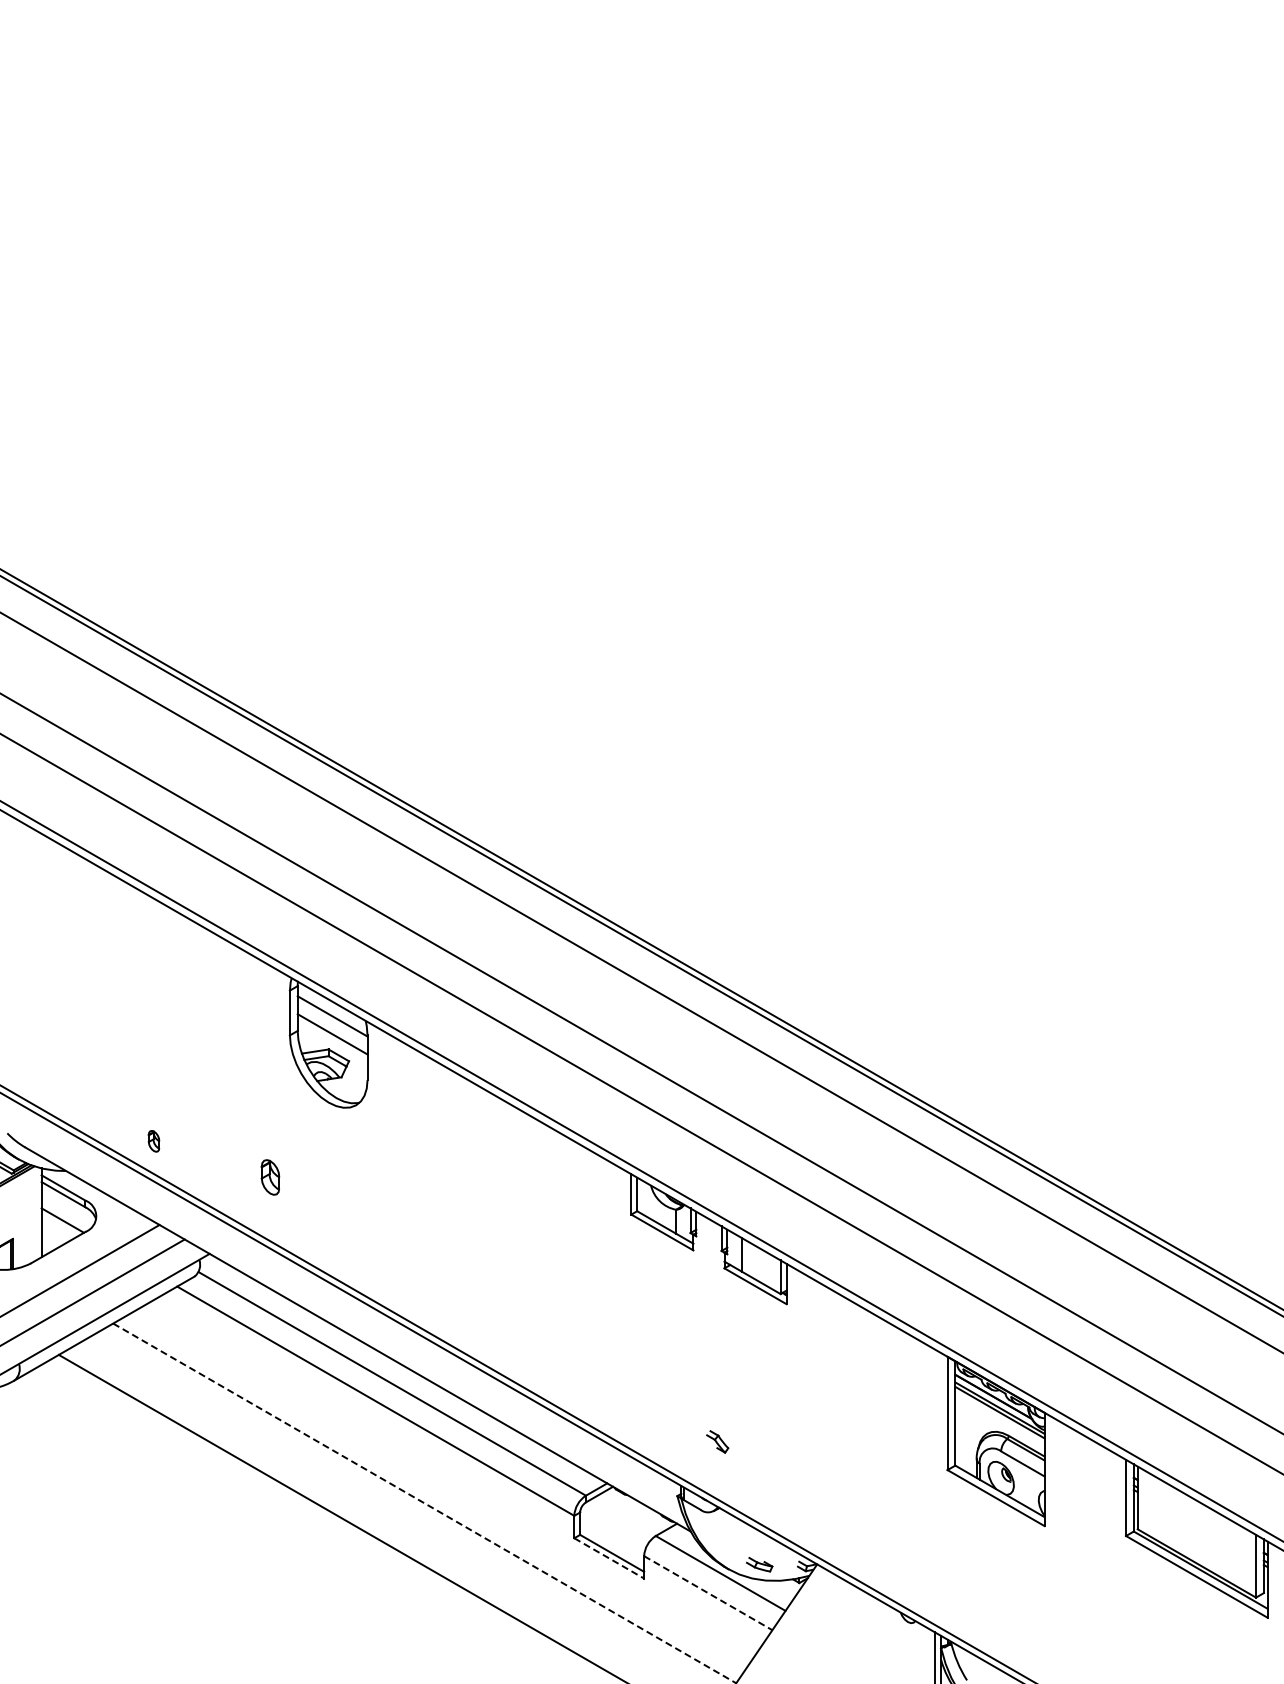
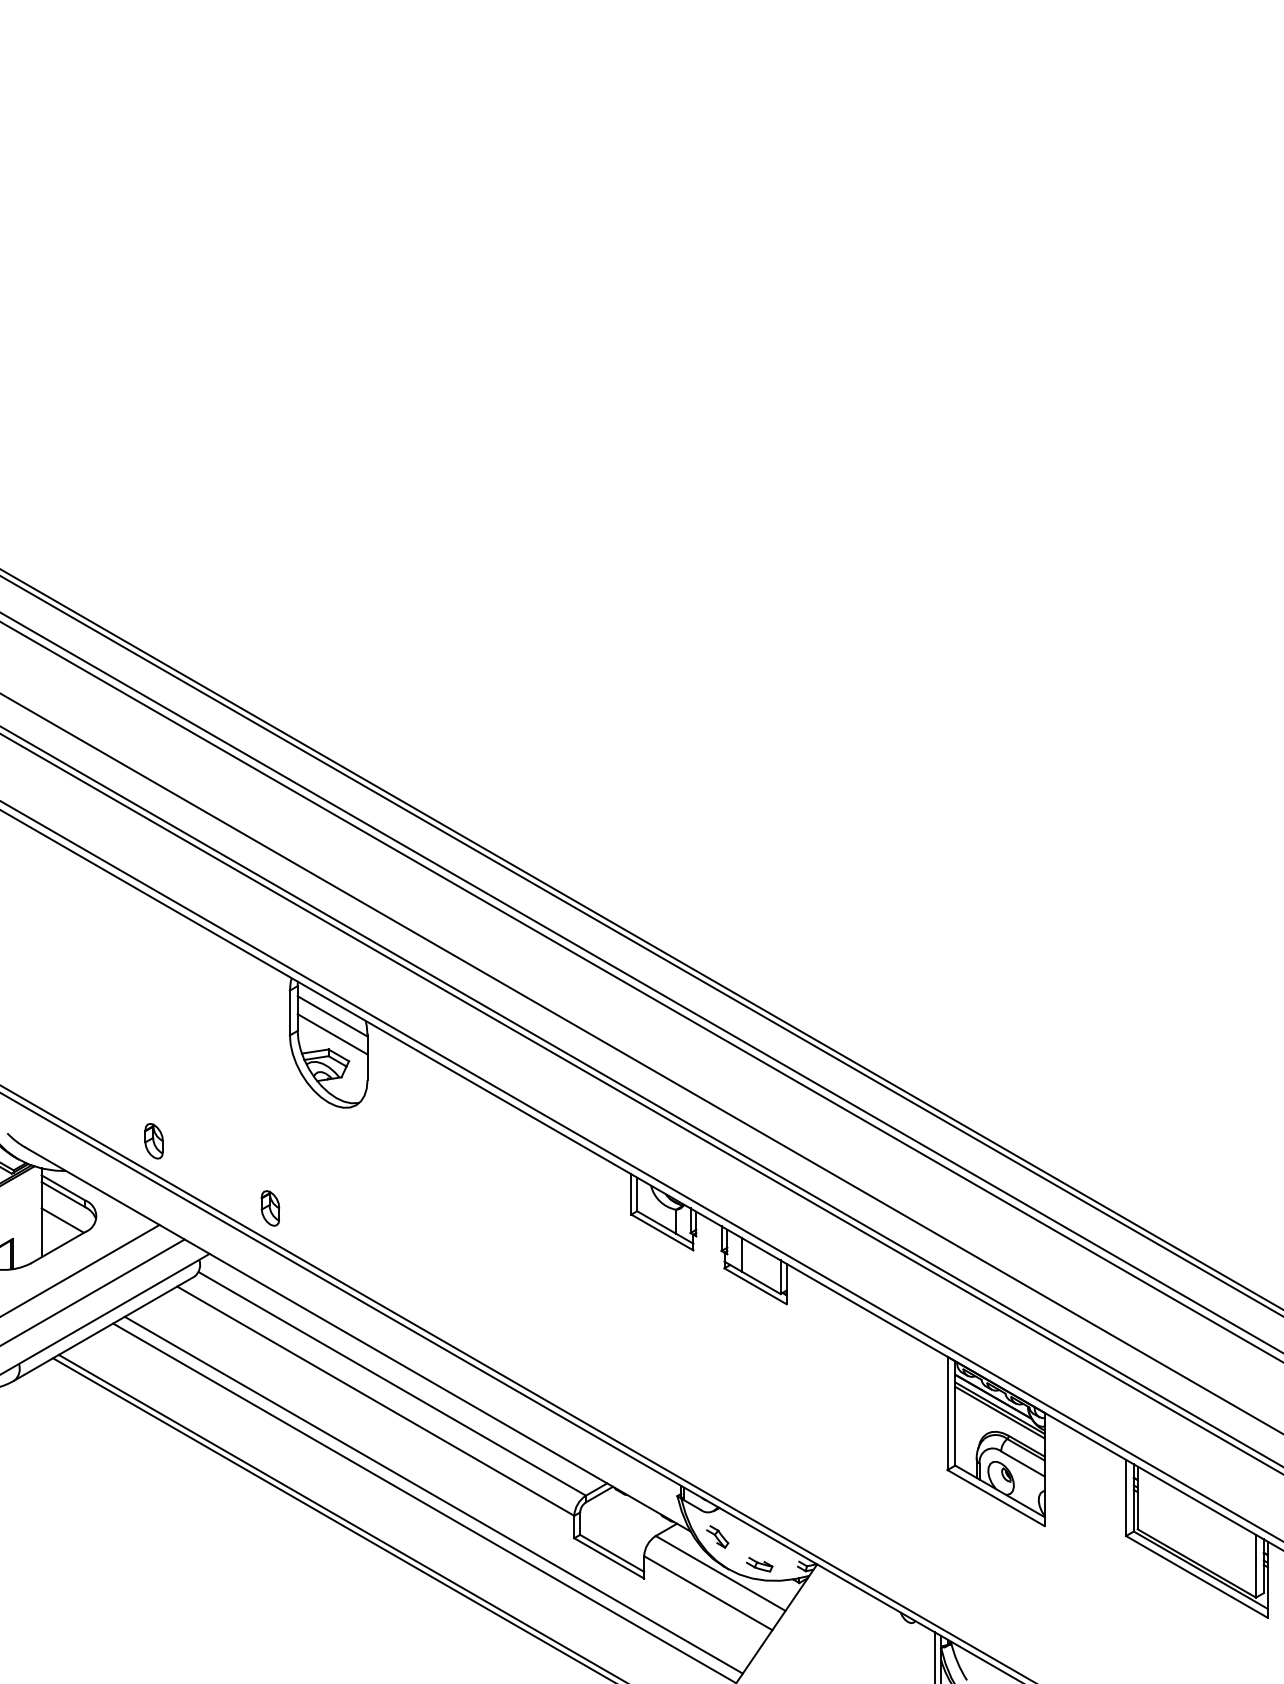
line: none -> present (641, 991)
line: none -> present (641, 1096)
part size: 14x23 px -> 20x37 px (153, 1141)
part position: (270, 1177) -> (270, 1208) (270, 1208)
part position: (717, 1441) -> (717, 1536) (717, 1536)
line: none -> present (433, 1494)
line: dashed -> solid (424, 1503)
line: none -> present (332, 1519)
line: dashed -> solid (609, 1558)
line: dashed -> solid (708, 1593)
